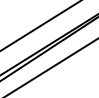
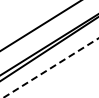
line: solid -> dashed (50, 68)
